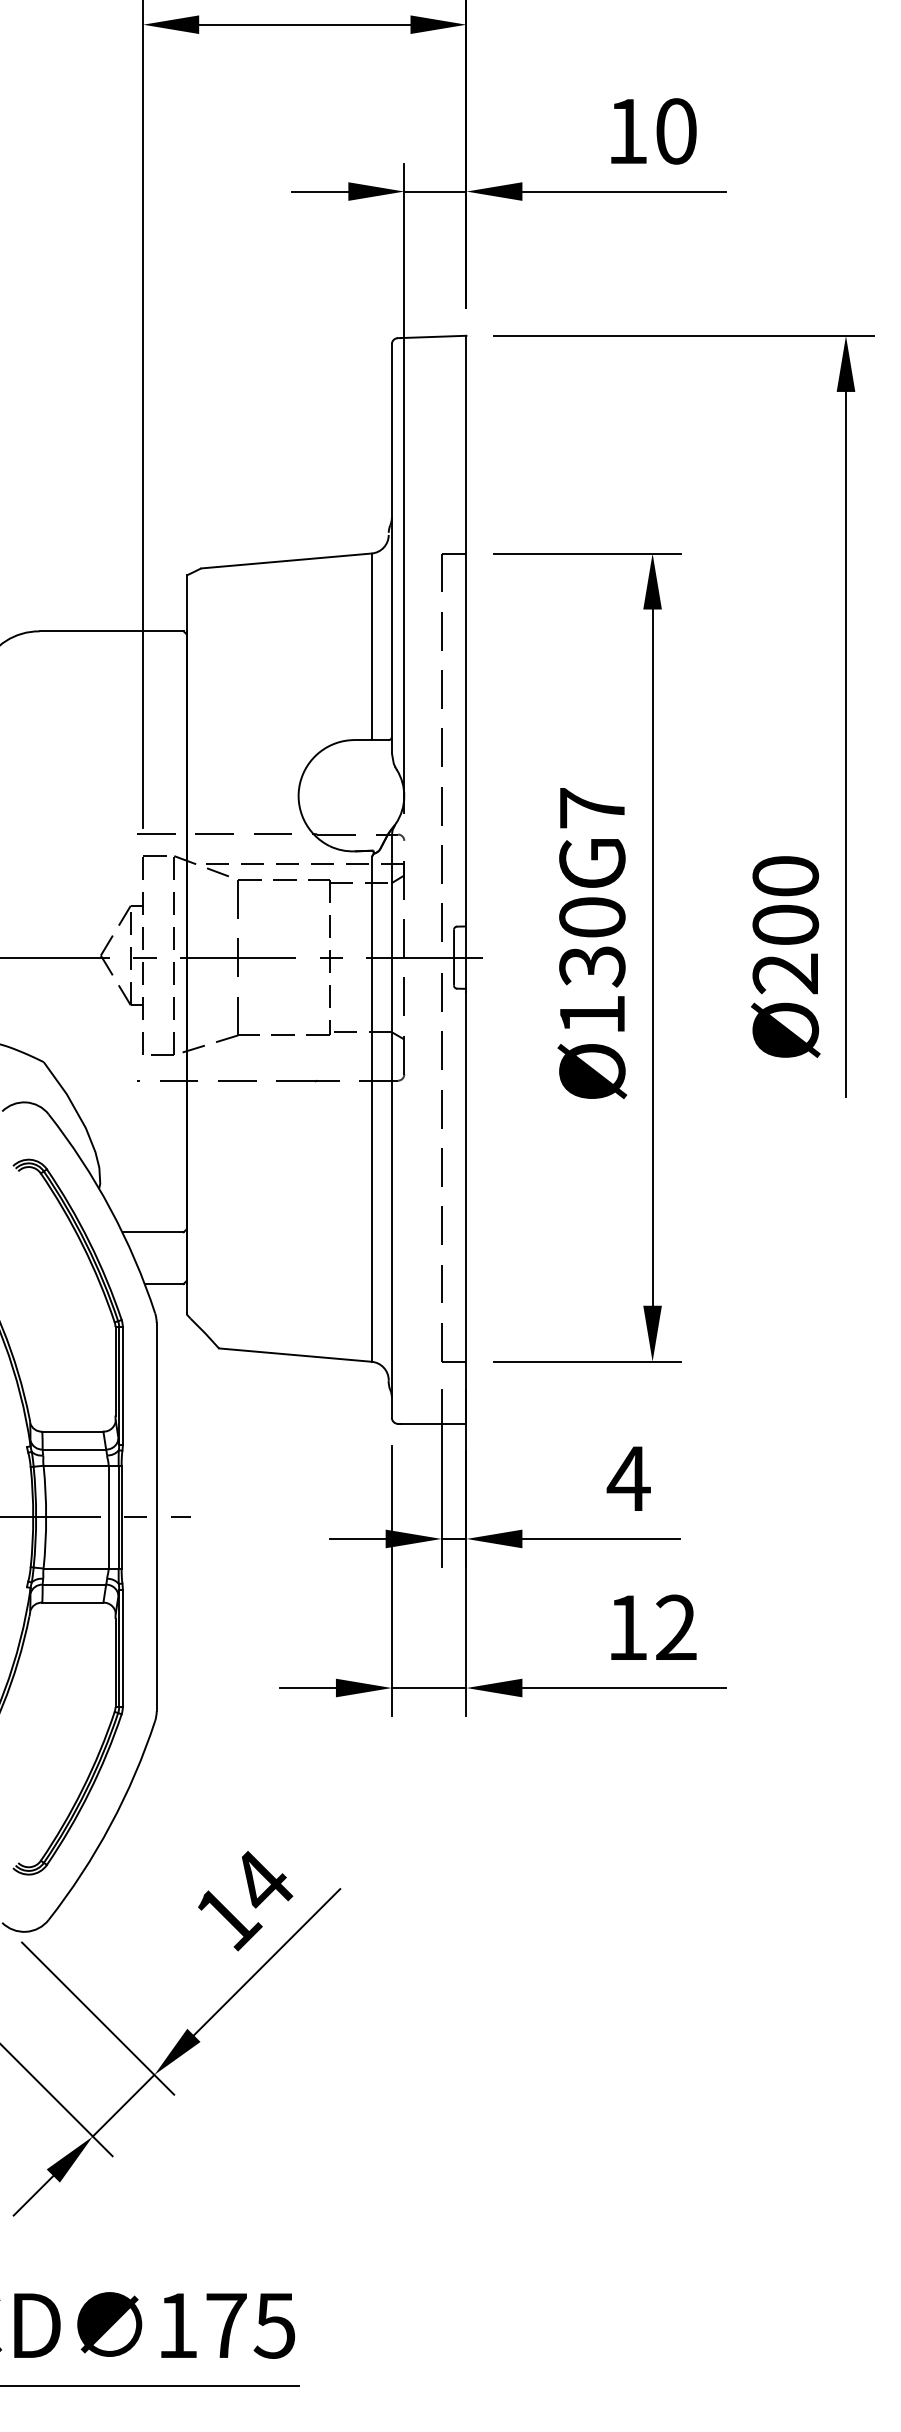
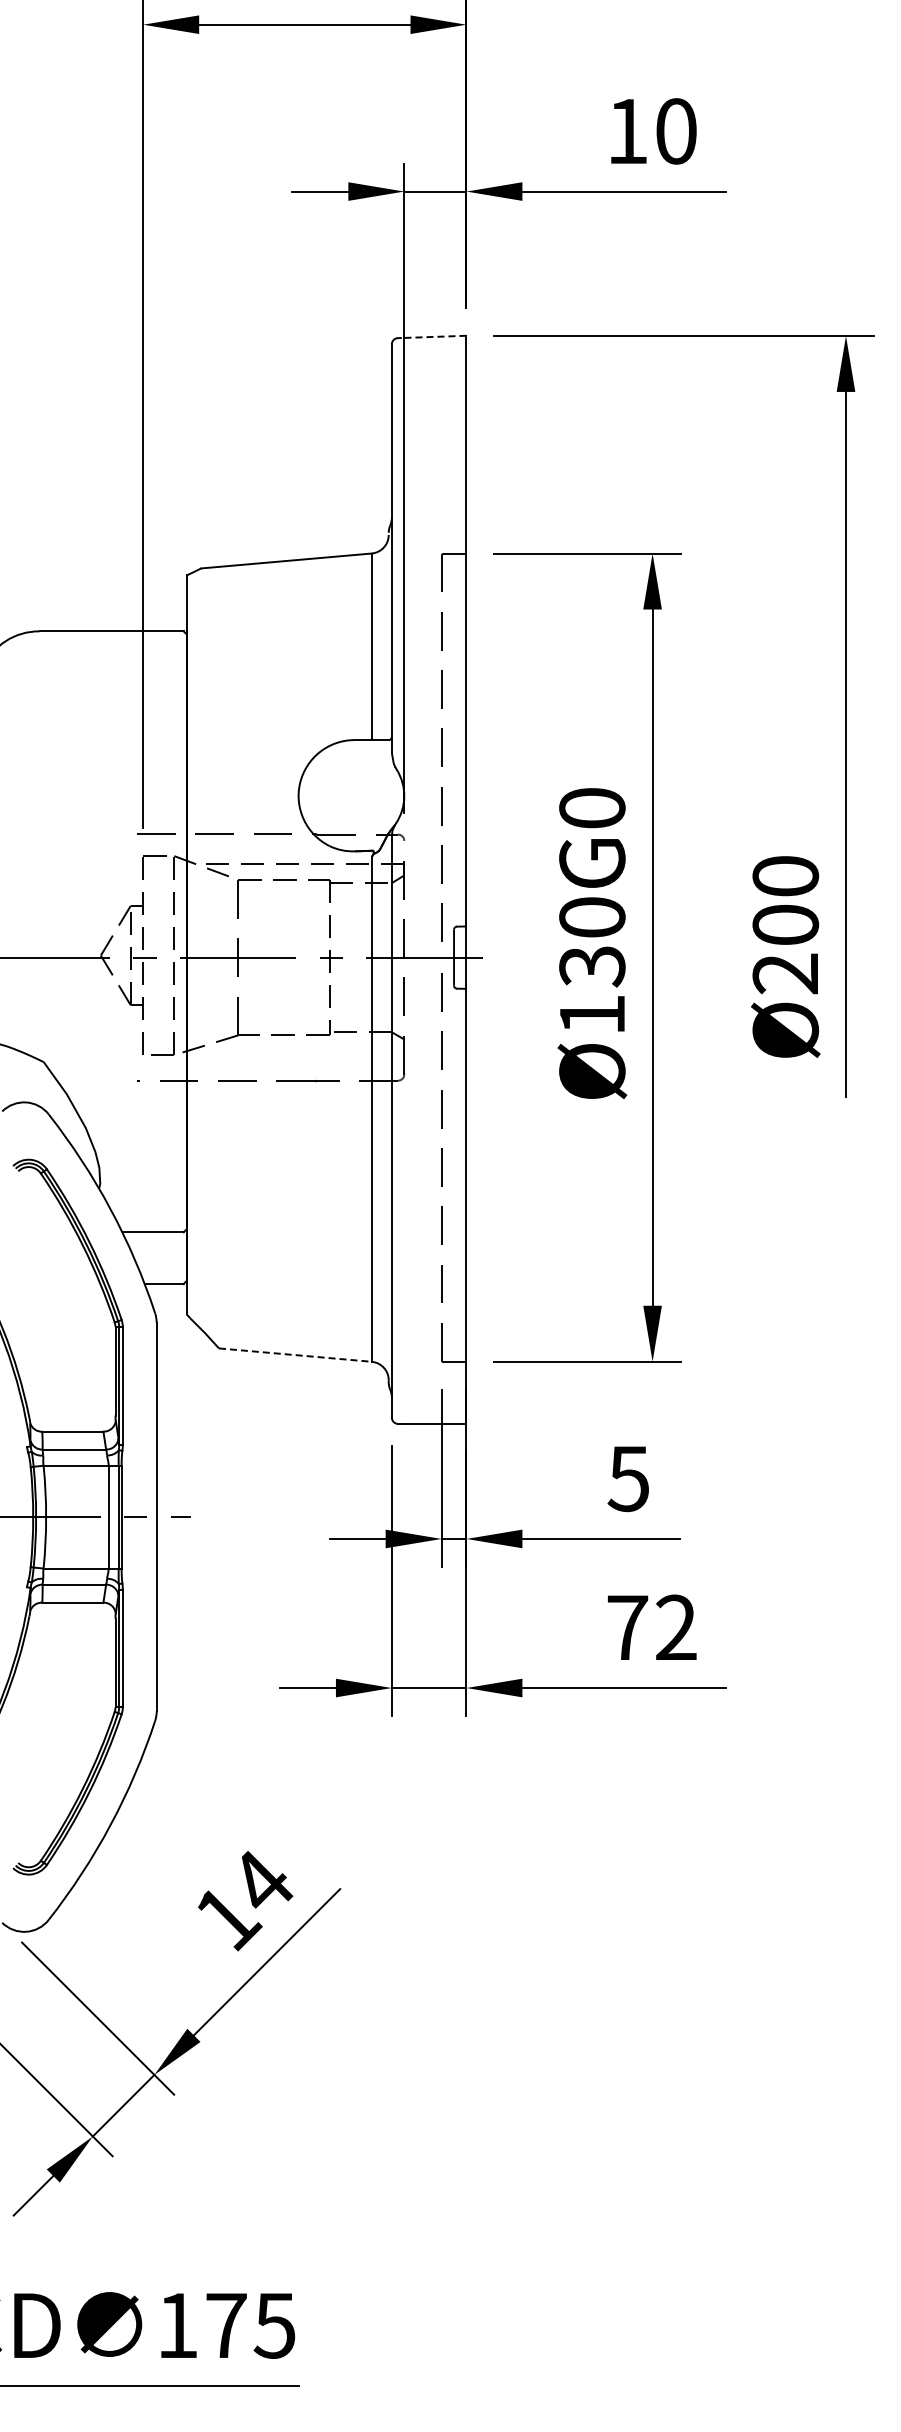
line: solid -> dashed (433, 336)
text: Ø130G7 -> Ø130G0 (592, 808)
line: solid -> dashed (295, 1355)
text: 4 -> 5 (628, 1479)
text: 12 -> 72 (627, 1627)
